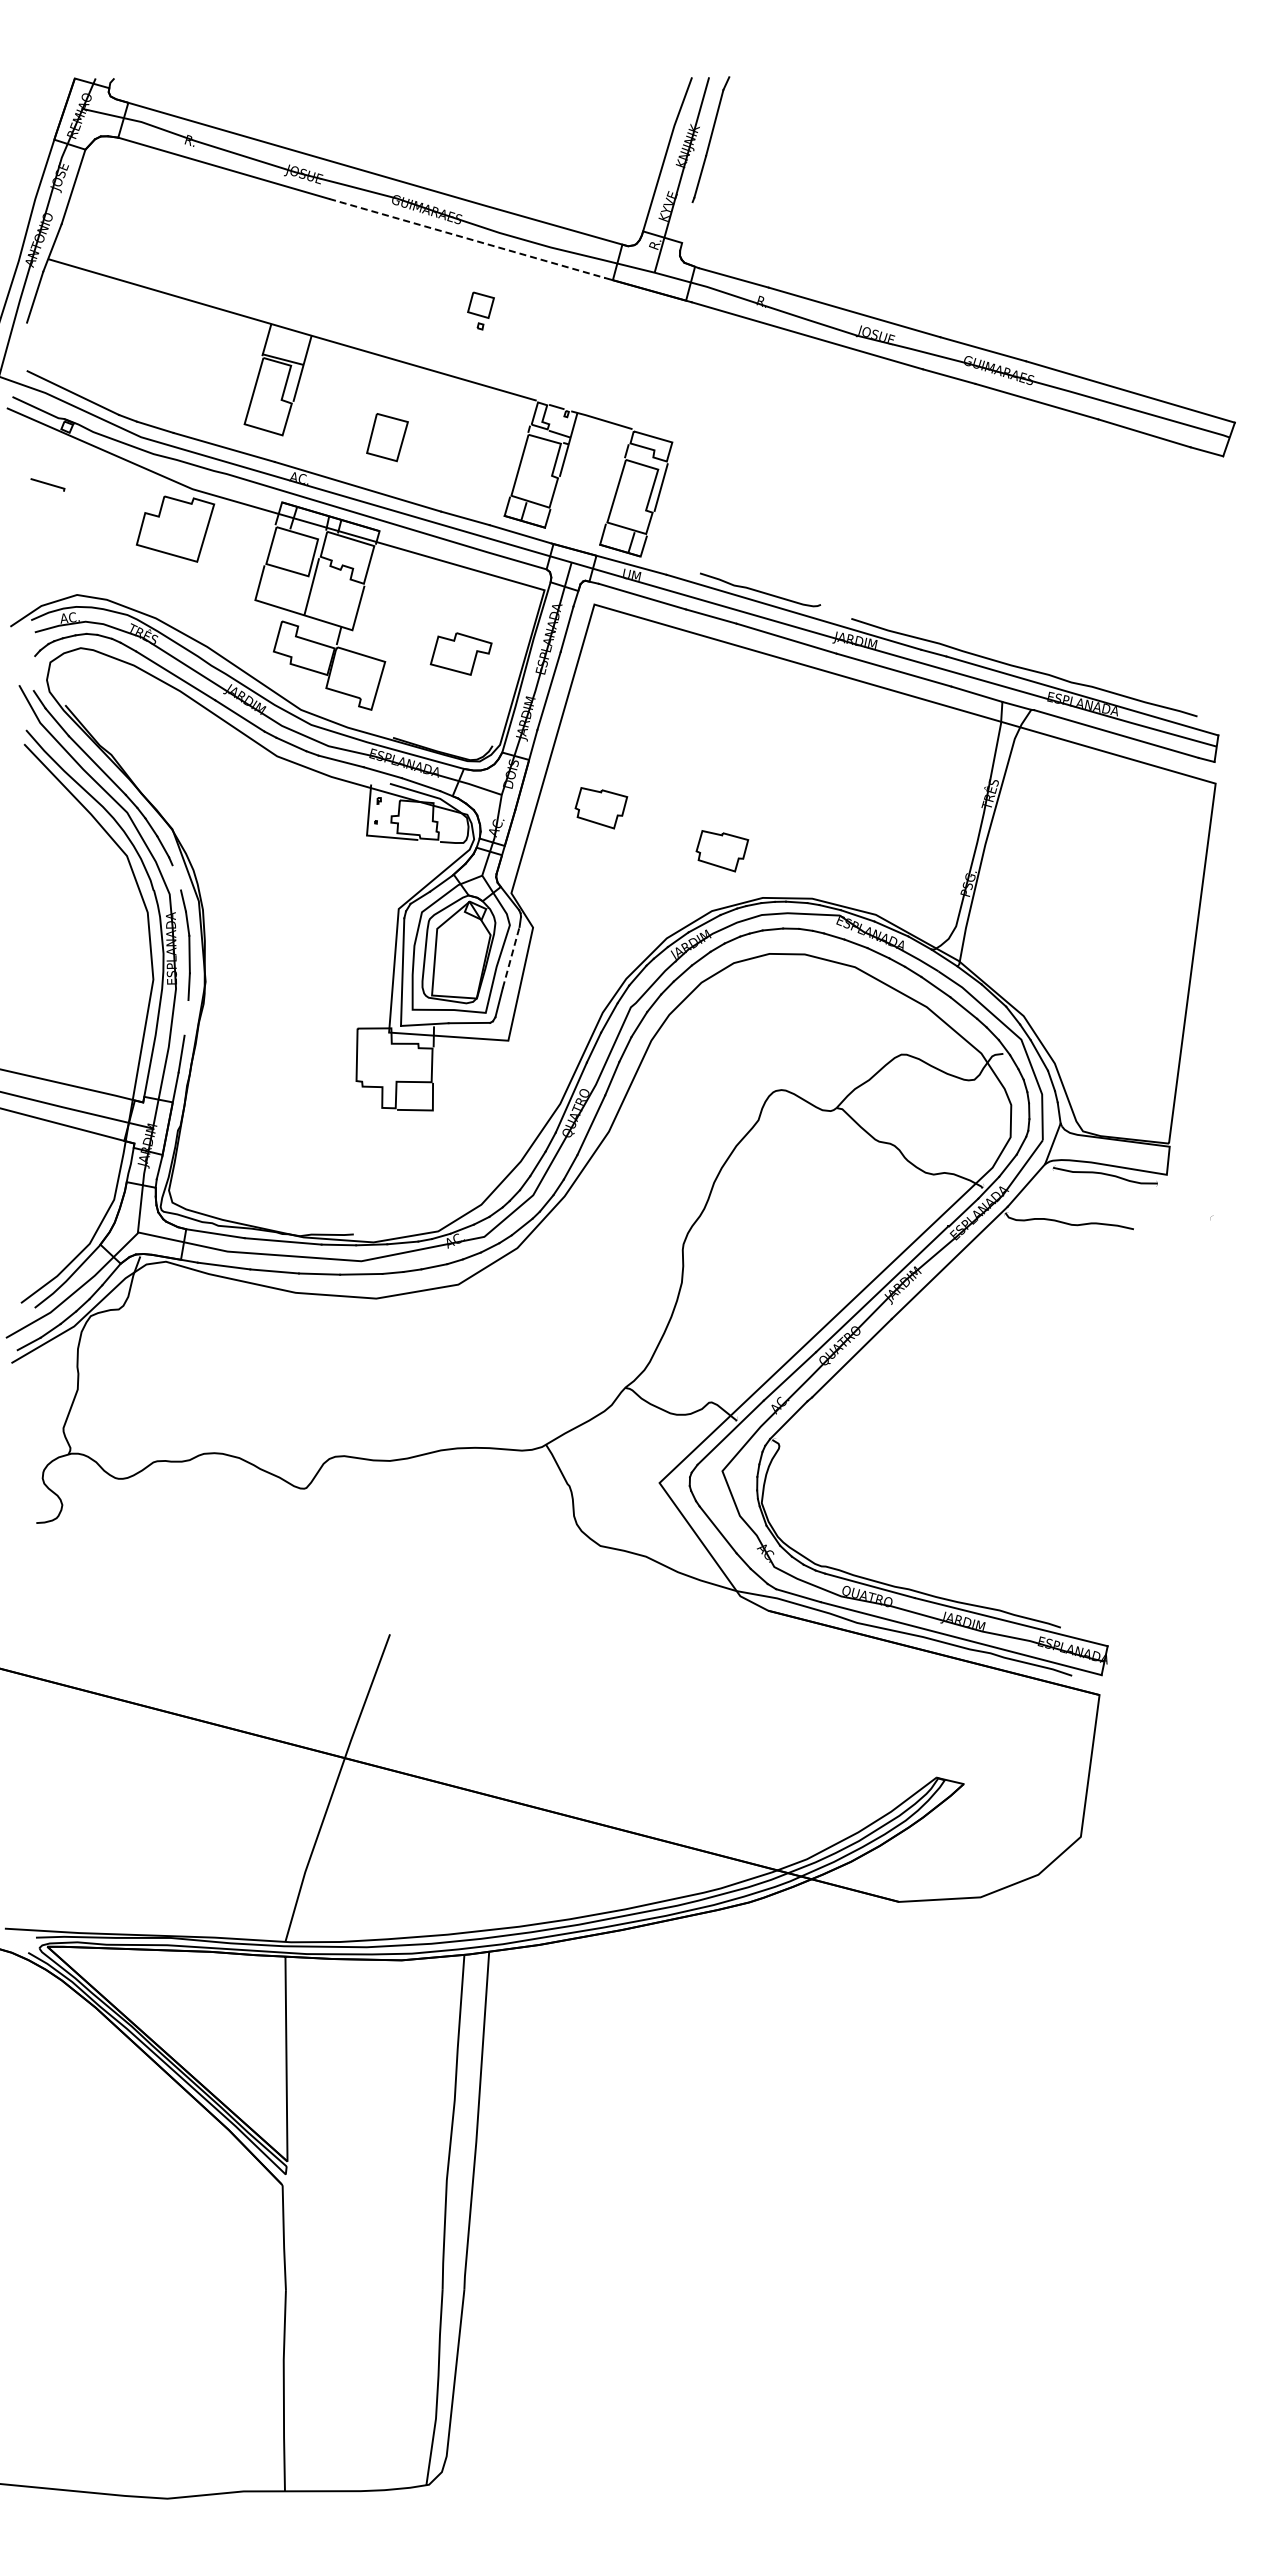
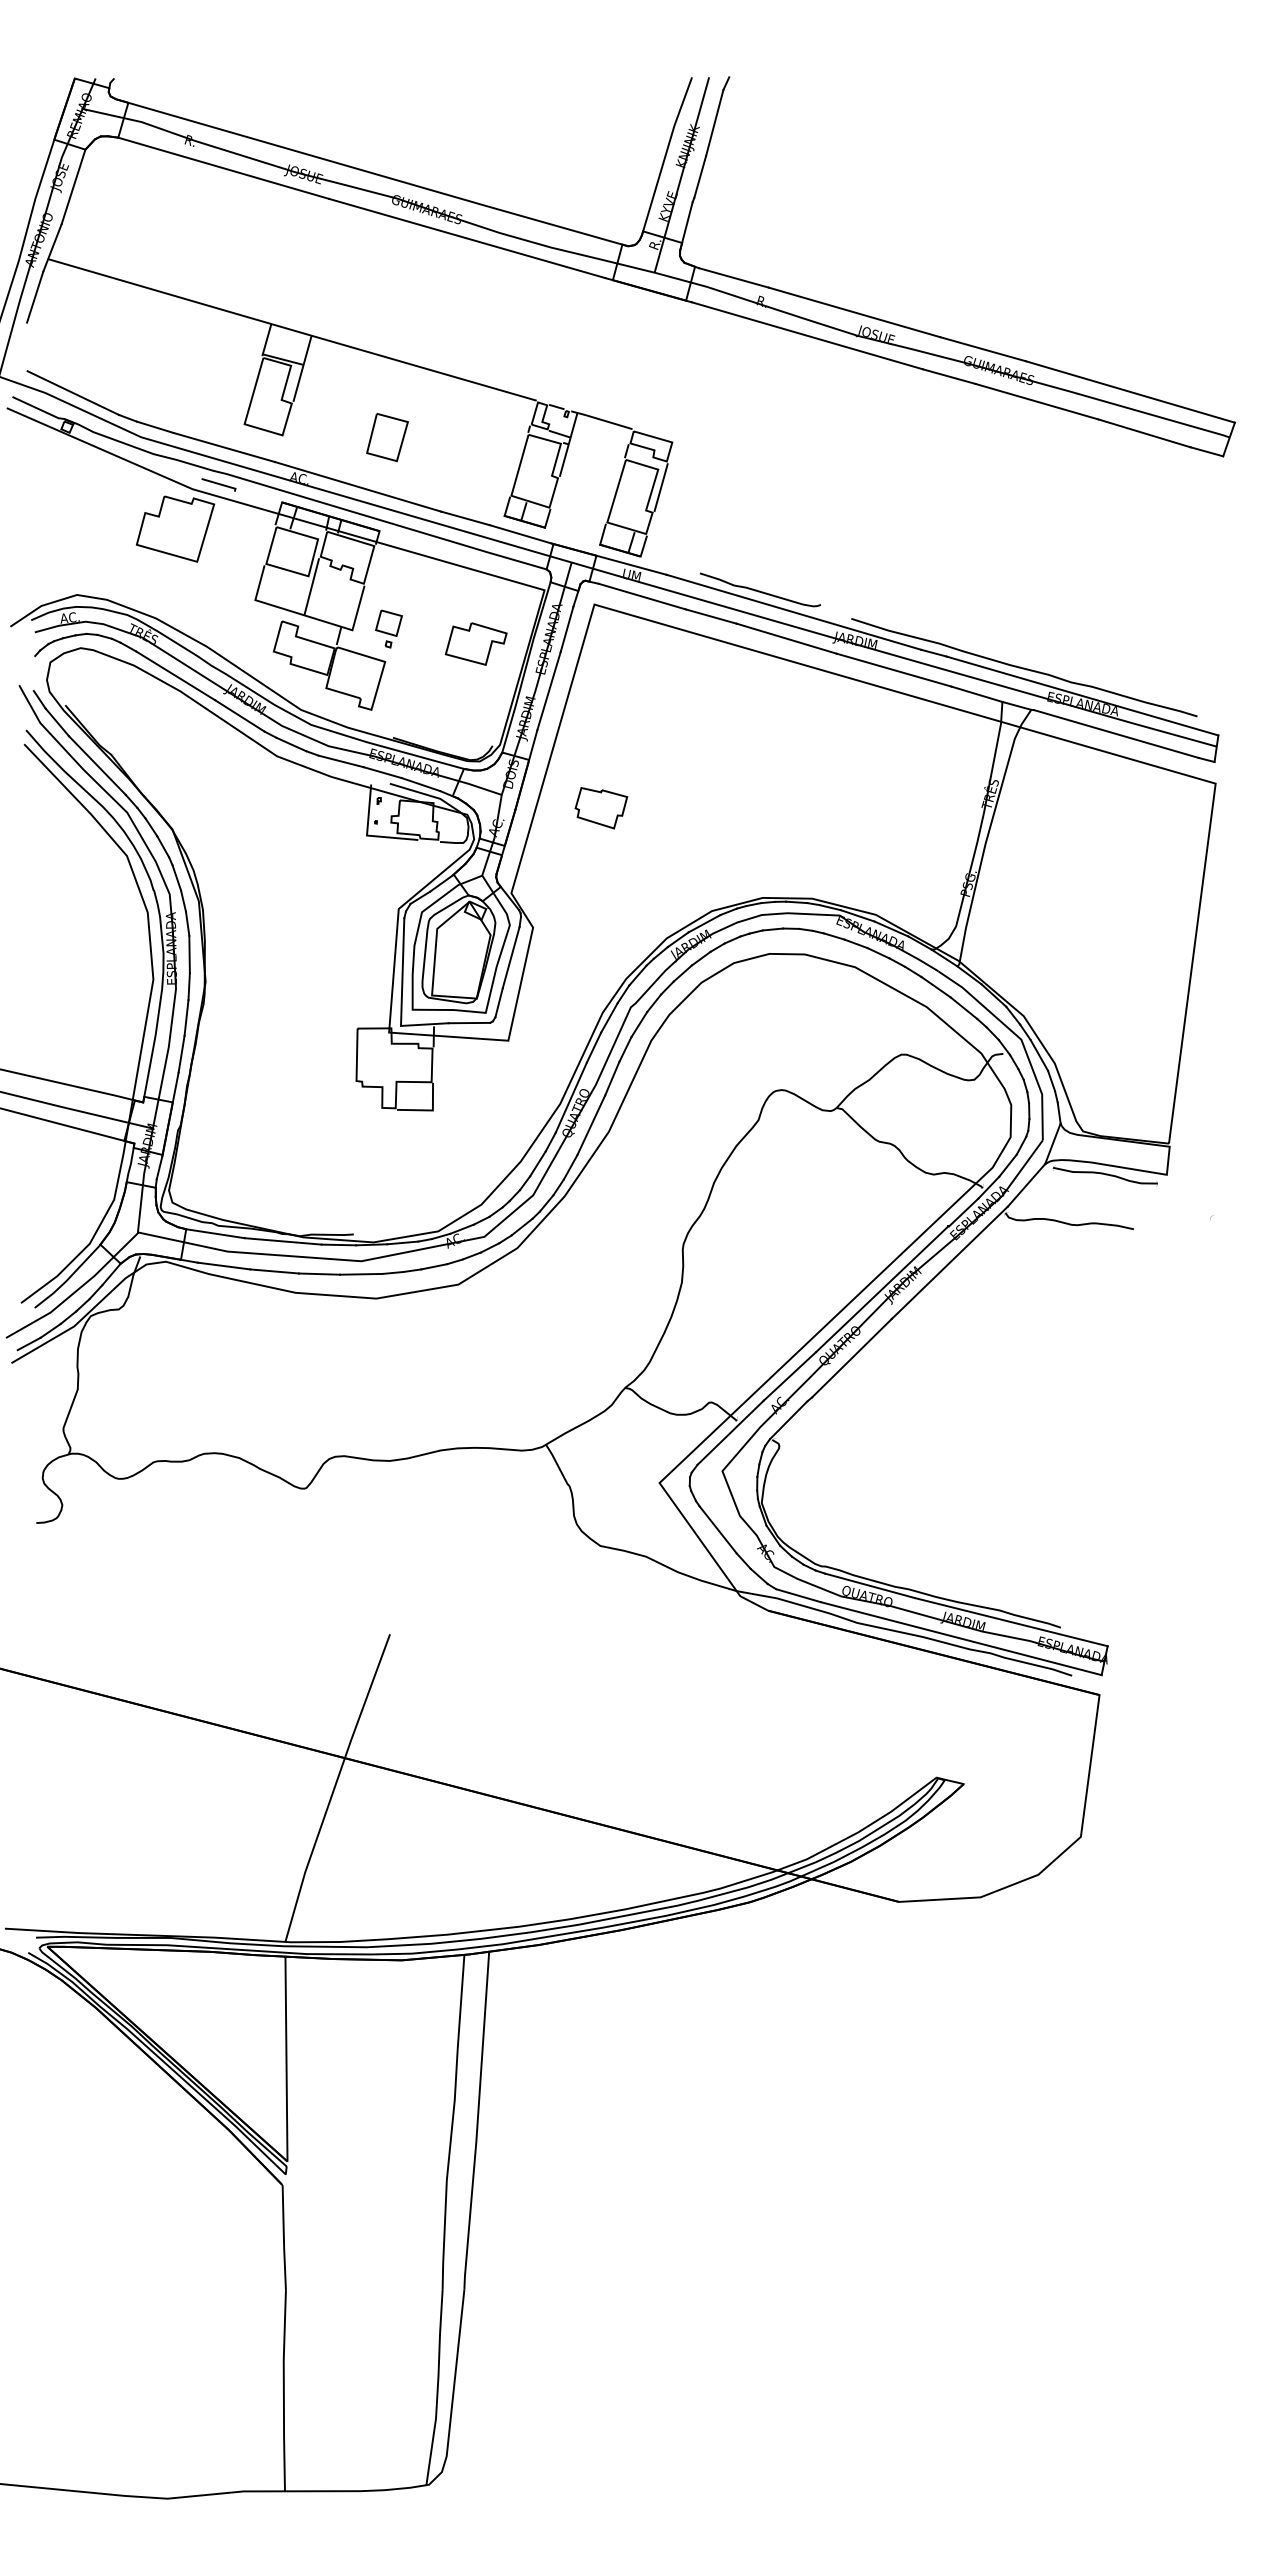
line: none -> present (686, 226)
line: dashed -> solid (467, 238)
part position: (480, 310) -> (388, 628) (388, 628)
line position: (47, 484) -> (218, 484) (218, 484)
part position: (460, 653) -> (475, 643) (475, 643)
part: present -> none (722, 851)
line: none -> present (176, 877)
line: dashed -> solid (511, 957)
line: none -> present (186, 1017)
